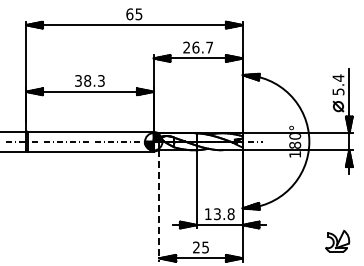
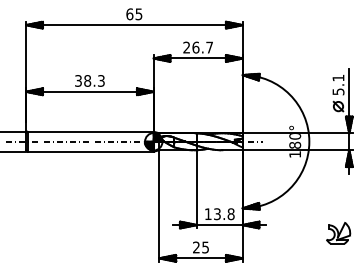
text: 5.4 -> 5.1 (338, 77)
line: dashed -> solid (159, 205)
part position: (337, 241) -> (338, 233) (338, 233)
